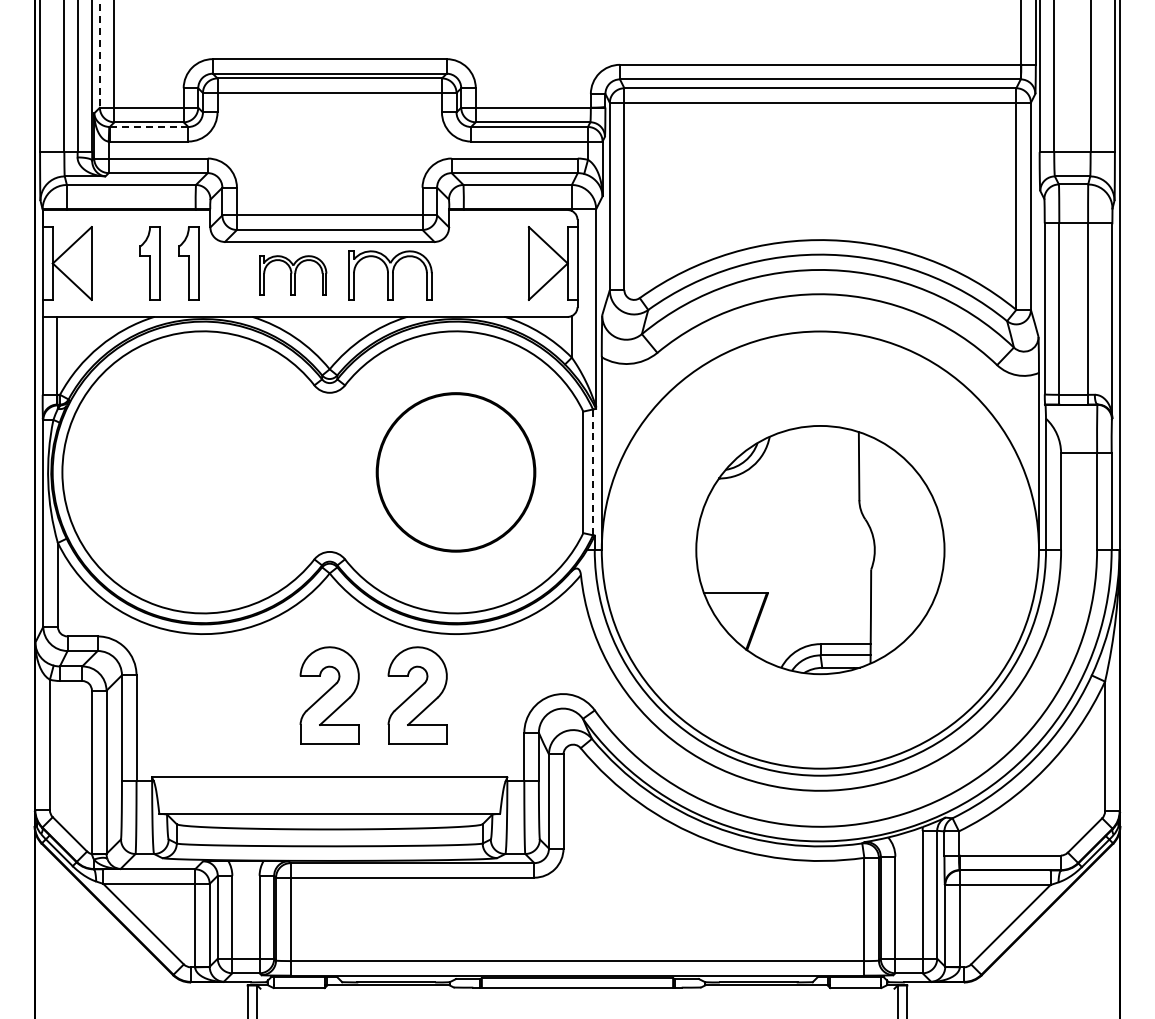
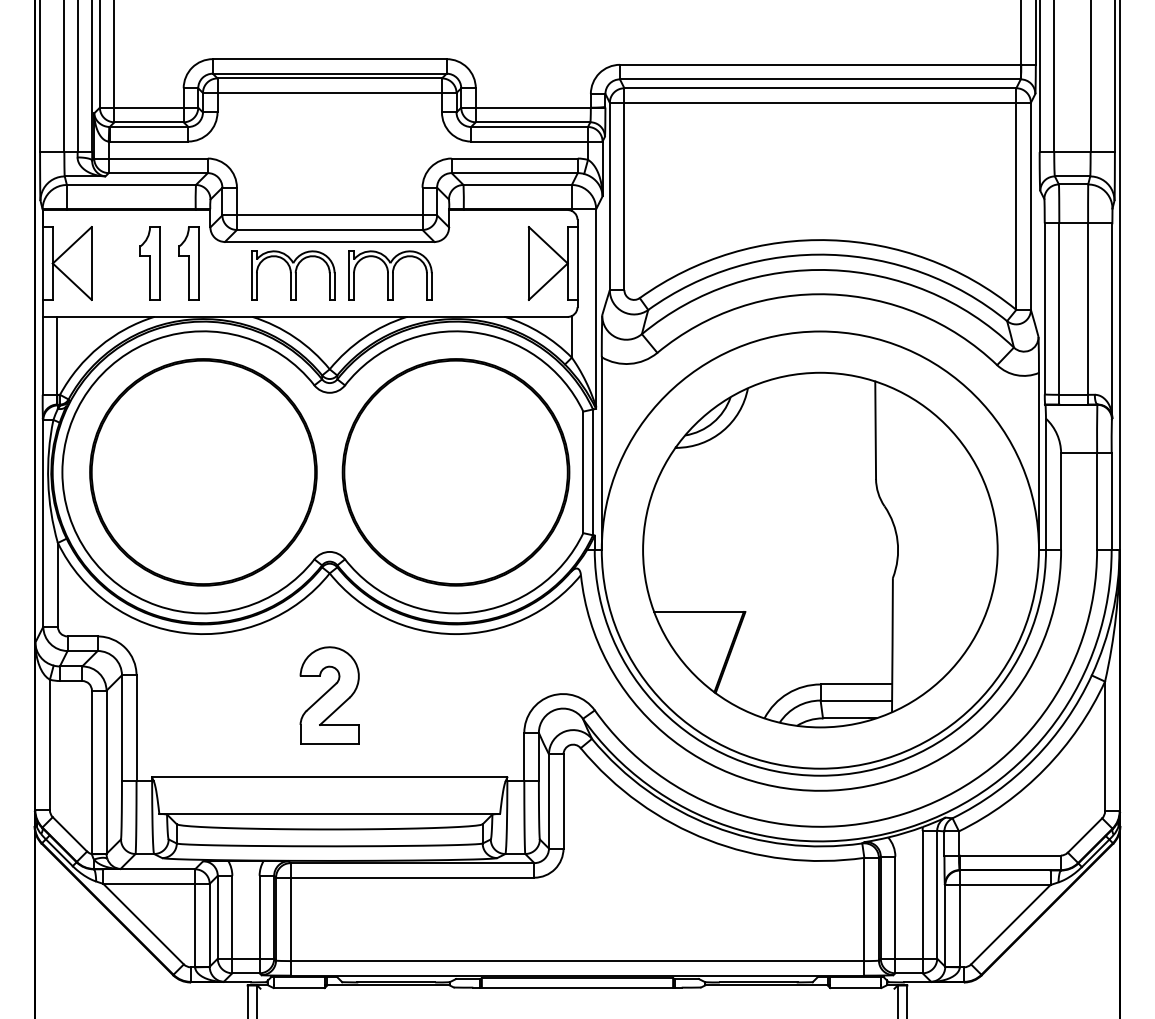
line: dashed -> solid (99, 53)
line: dashed -> solid (148, 127)
part size: 69x41 px -> 85x51 px (293, 275)
part: none -> present (203, 472)
part size: 162x161 px -> 230x229 px (455, 472)
line: dashed -> solid (593, 472)
part size: 251x251 px -> 357x358 px (820, 549)
part: present -> none (417, 695)
